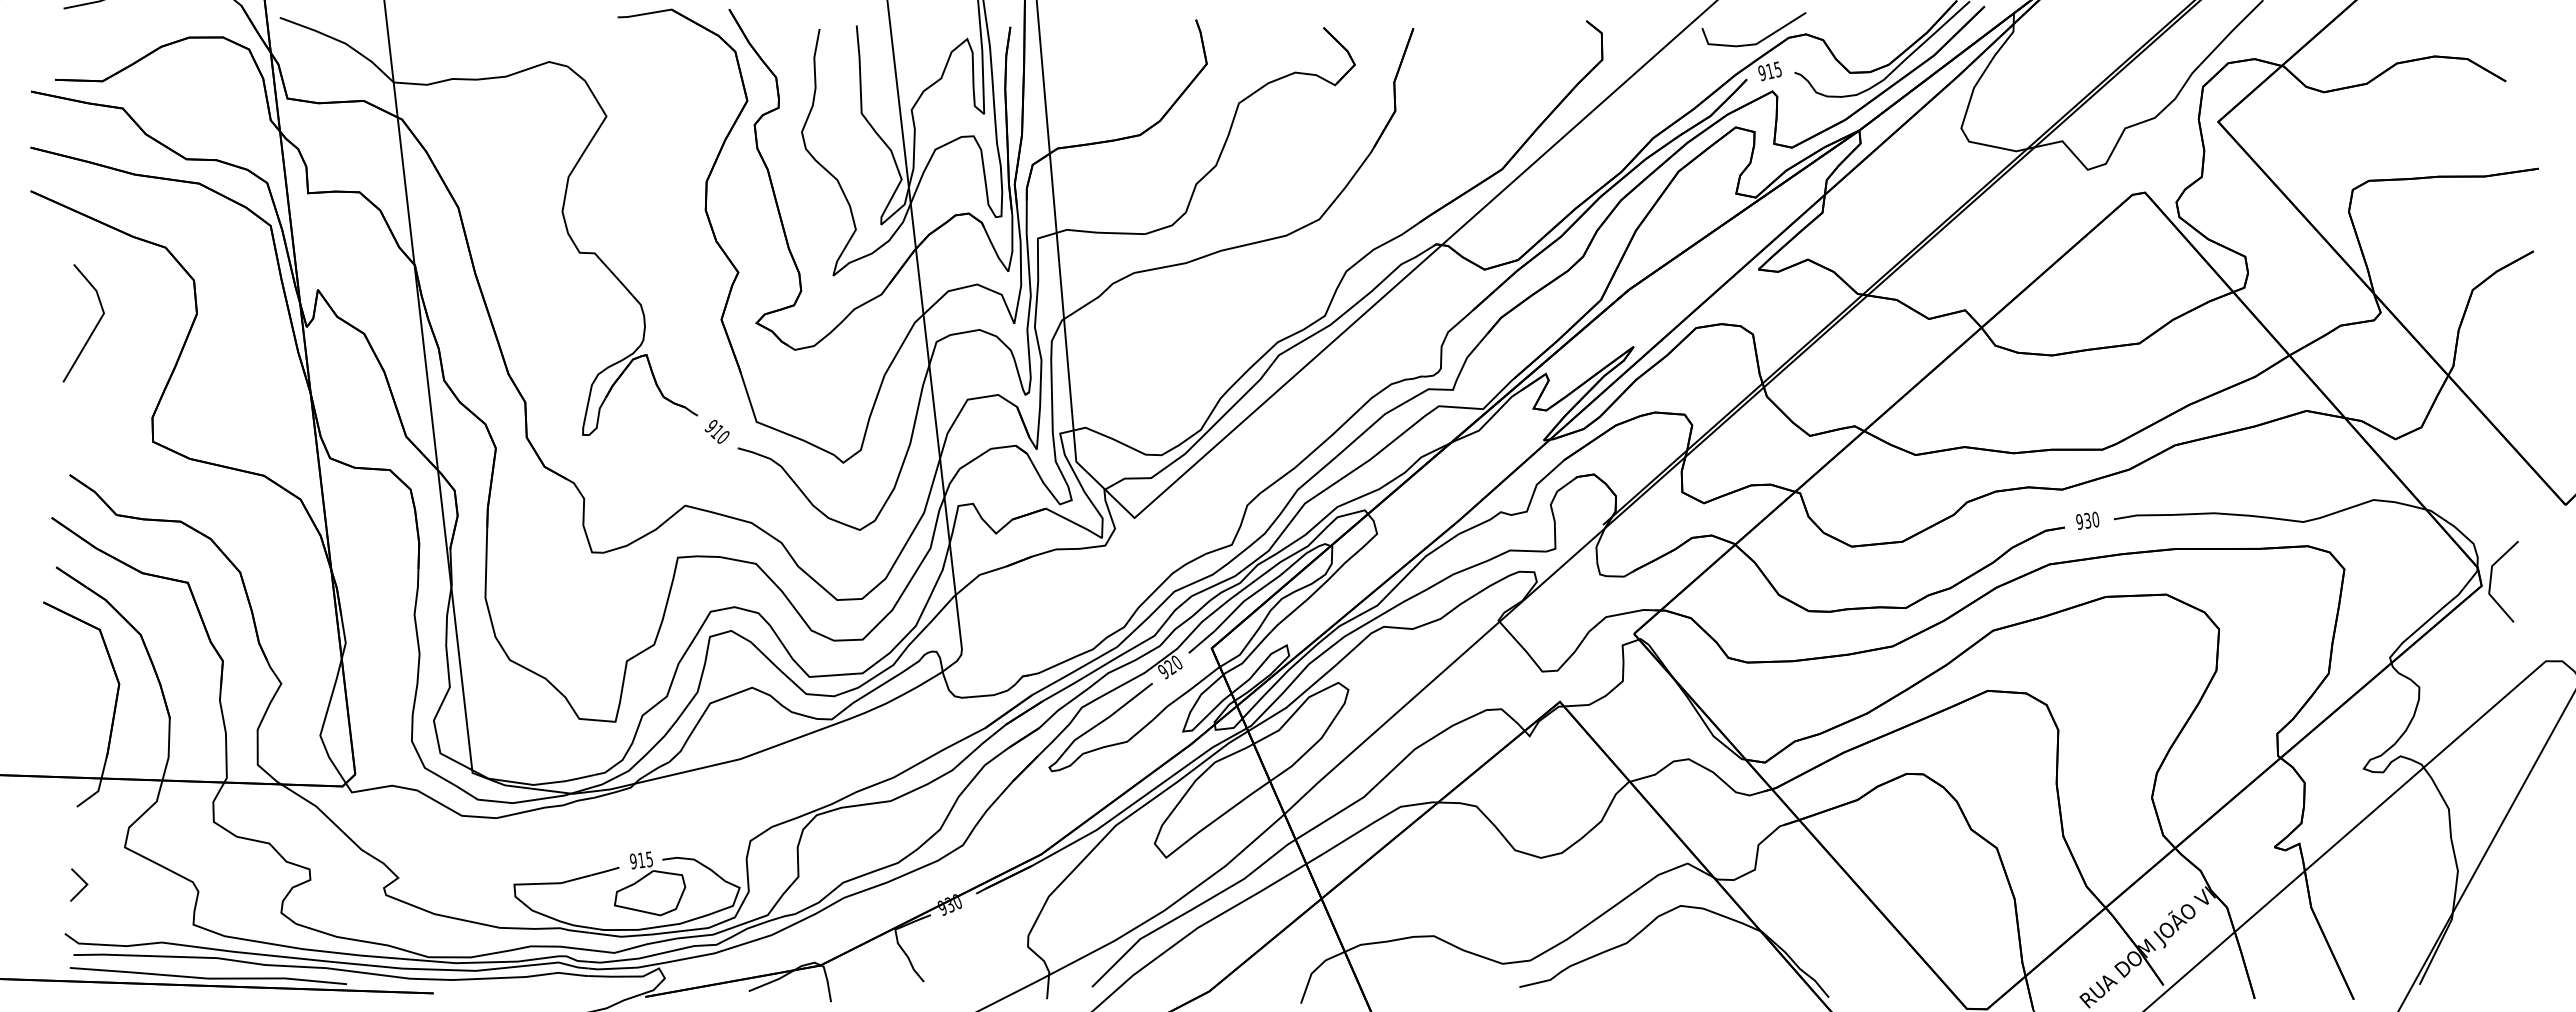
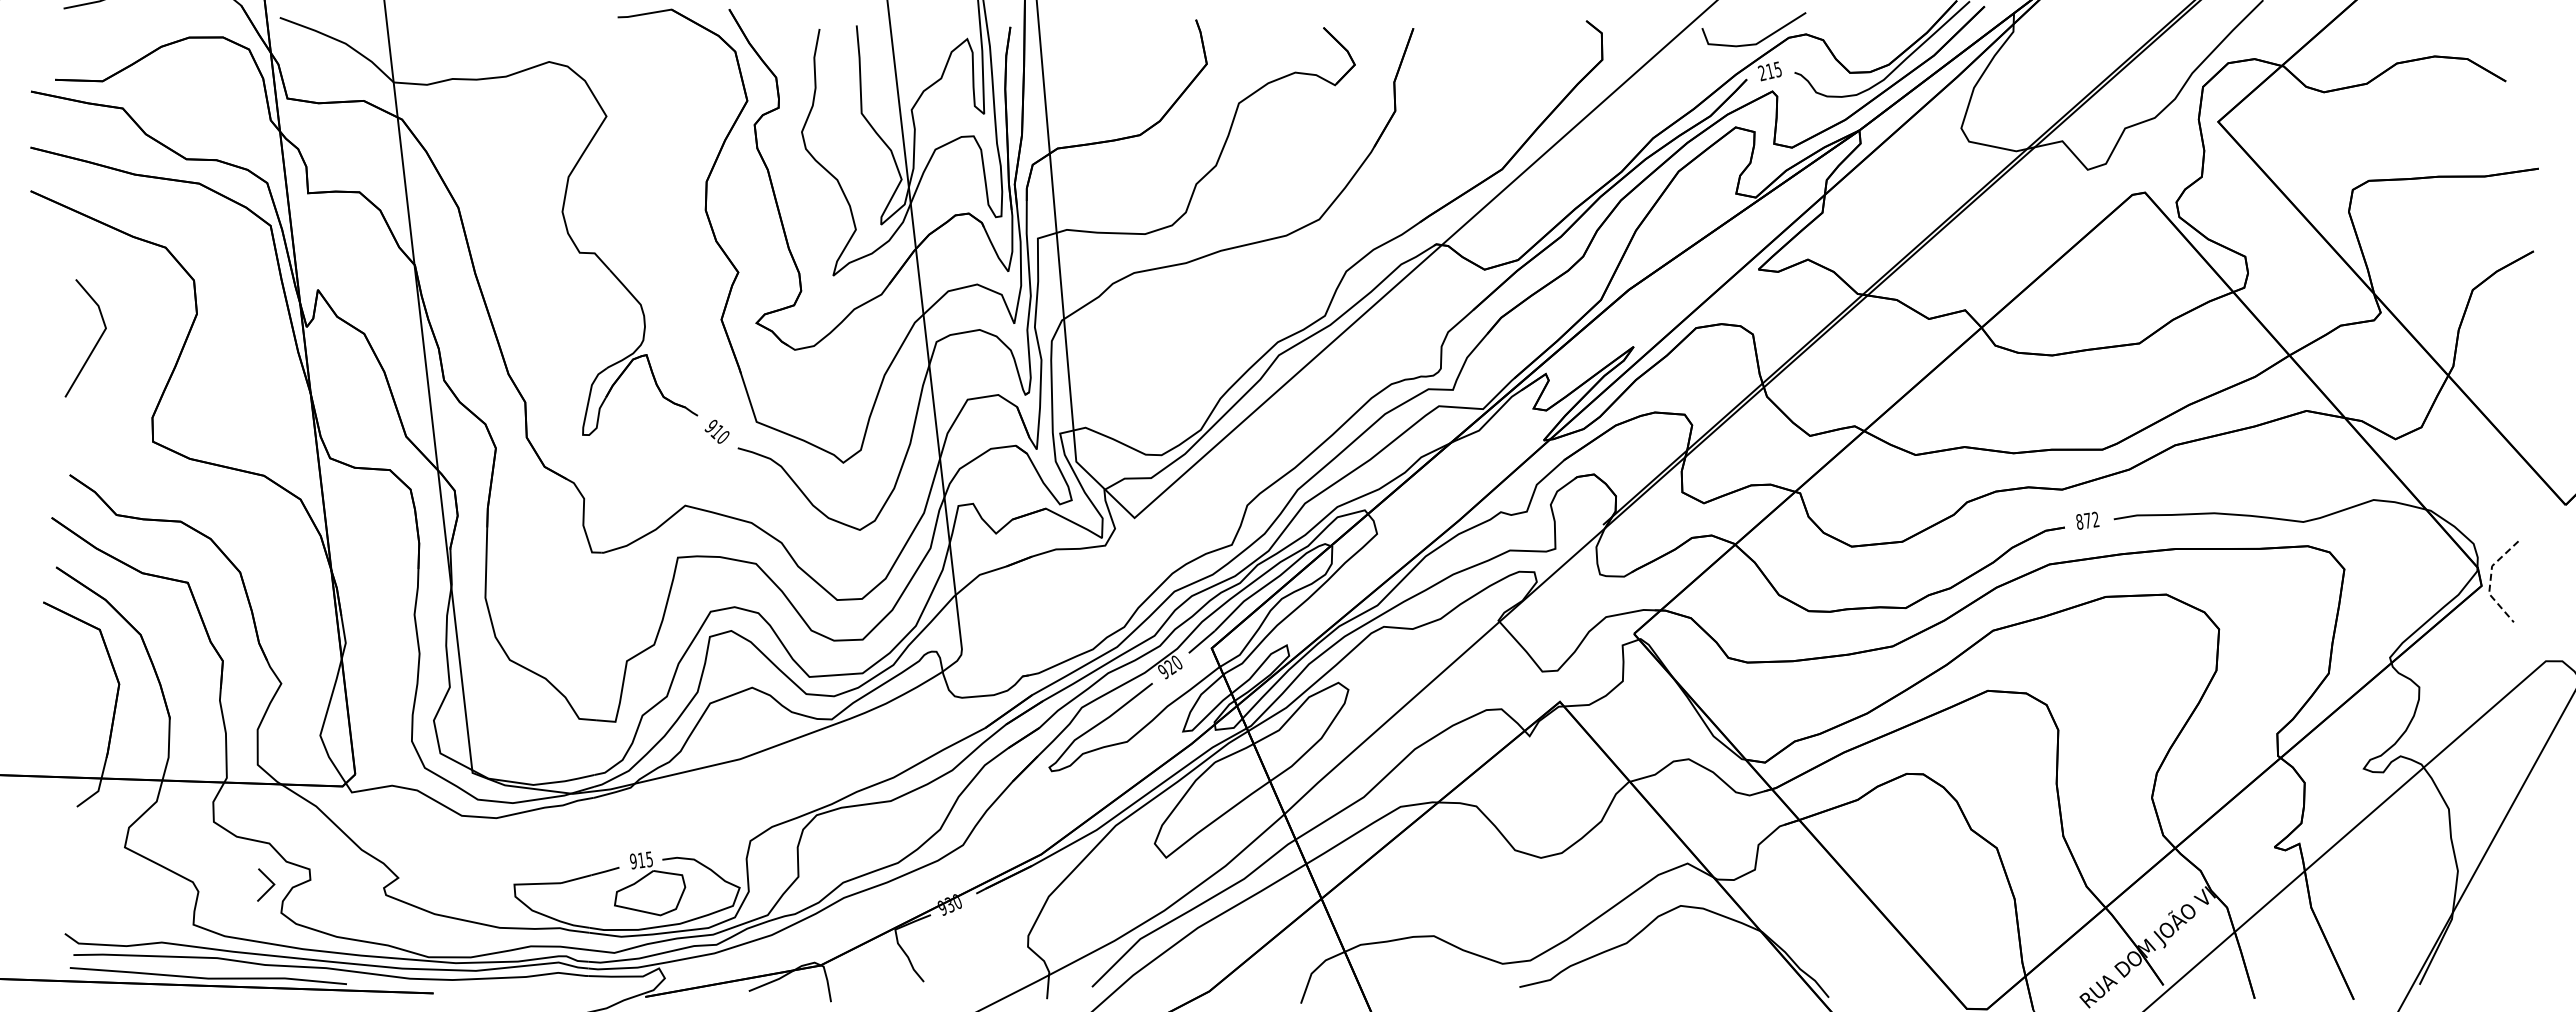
text: 915 -> 215 (1761, 73)
line position: (92, 330) -> (94, 345) (94, 345)
text: 930 -> 872 (2087, 520)
line: solid -> dashed (2490, 580)
line position: (82, 881) -> (269, 881) (269, 881)
